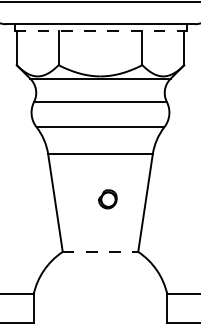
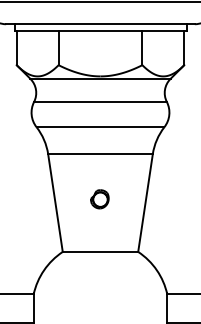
line: dashed -> solid (100, 31)
part position: (107, 199) -> (99, 199) (99, 199)
line: dashed -> solid (100, 251)
